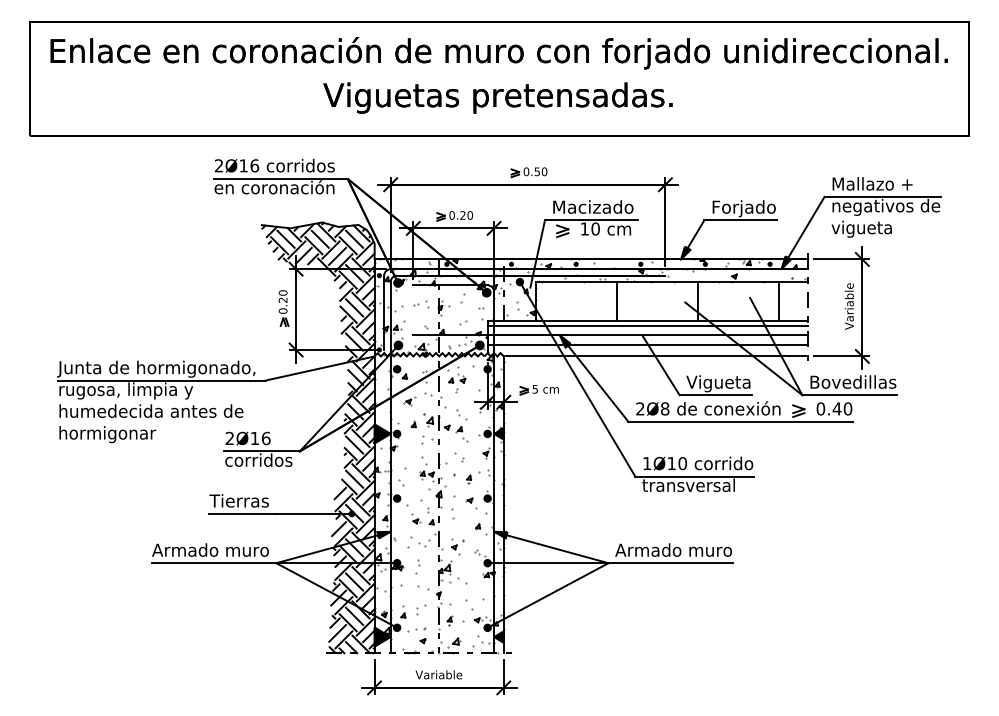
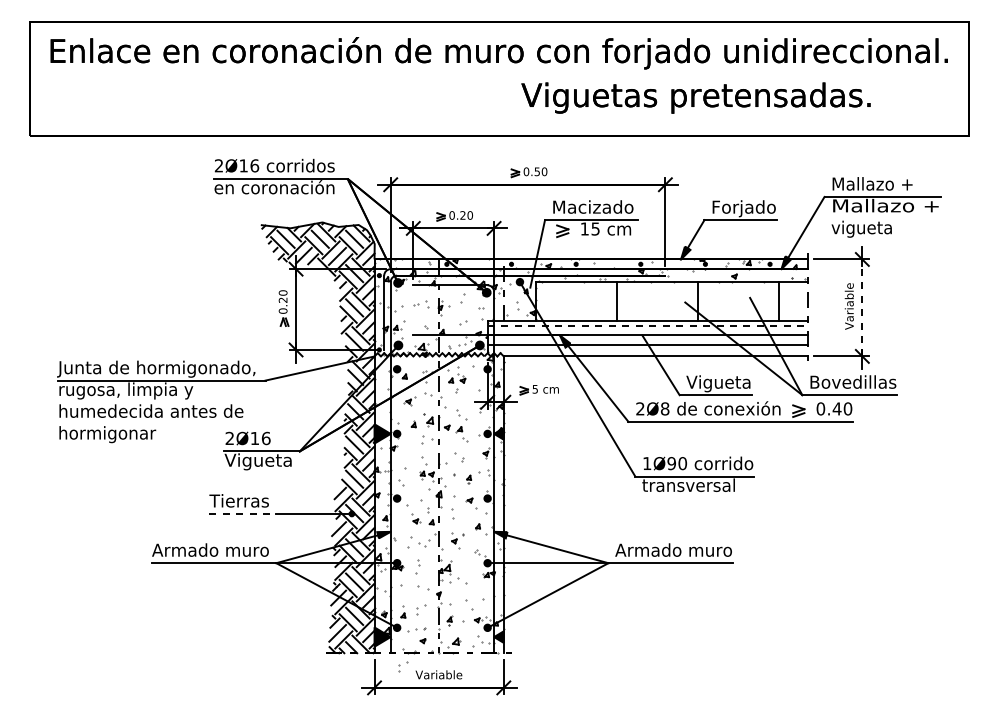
text position: (497, 97) -> (695, 97) (695, 97)
text: negativos de -> Mallazo + (886, 206)
text: 10 -> 15 (595, 228)
line: solid -> dashed (862, 307)
line: solid -> dashed (647, 325)
text: corridos -> Vigueta (258, 461)
text: 1Ø10 -> 1Ø90 (671, 463)
line: solid -> dashed (243, 513)
part position: (457, 546) -> (457, 540) (457, 540)
part: none -> present (403, 666)
